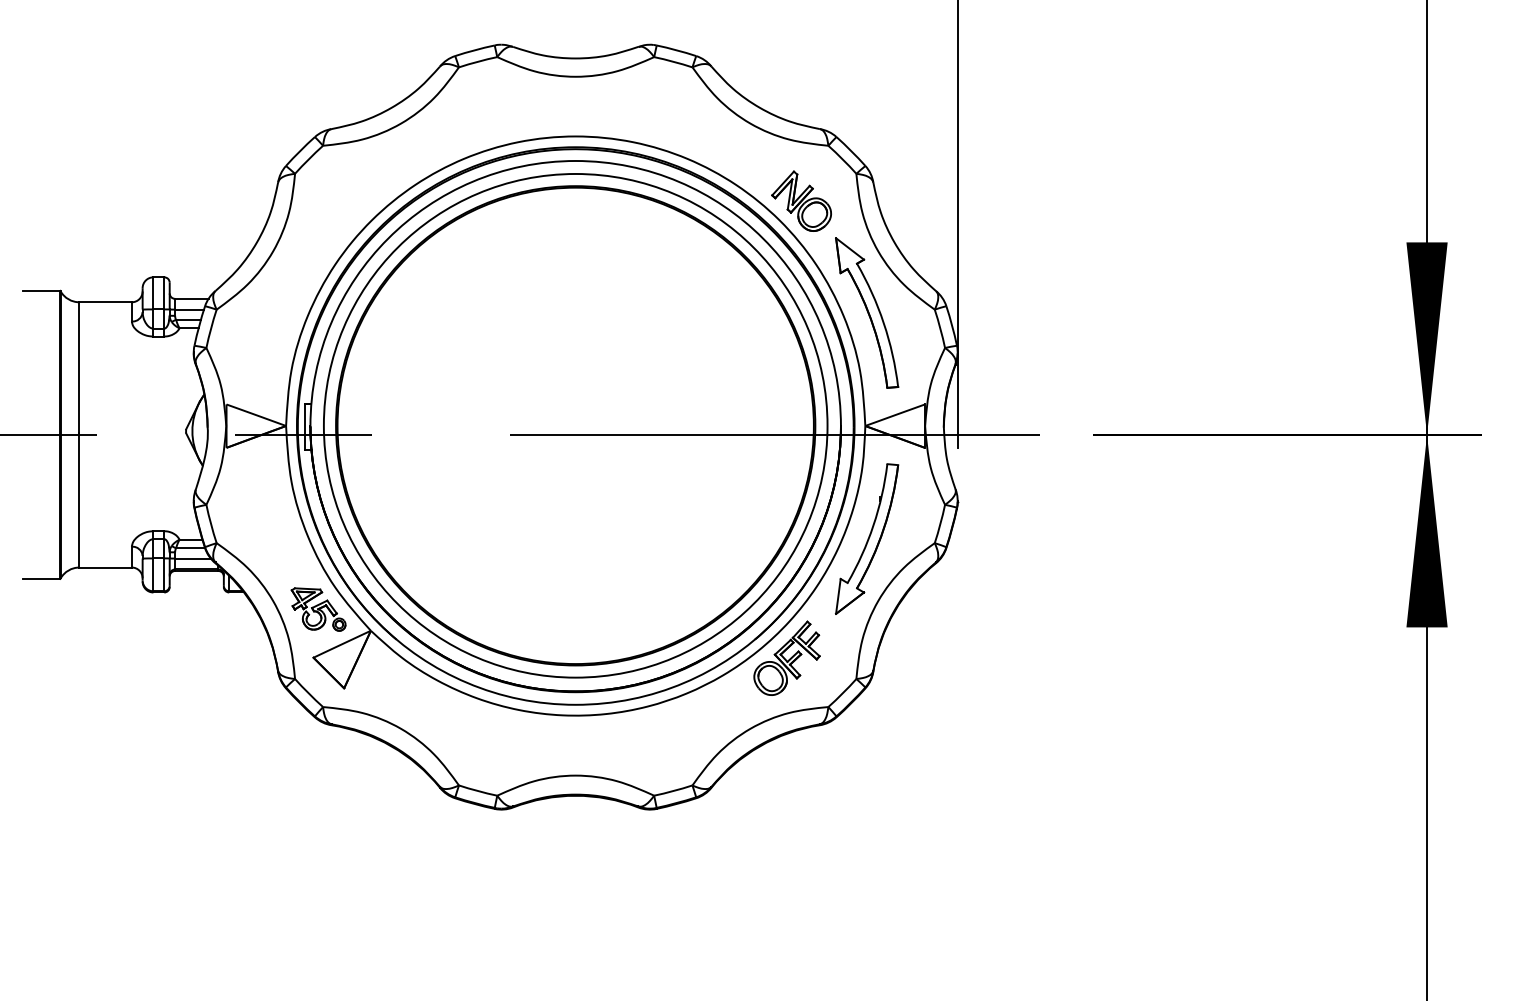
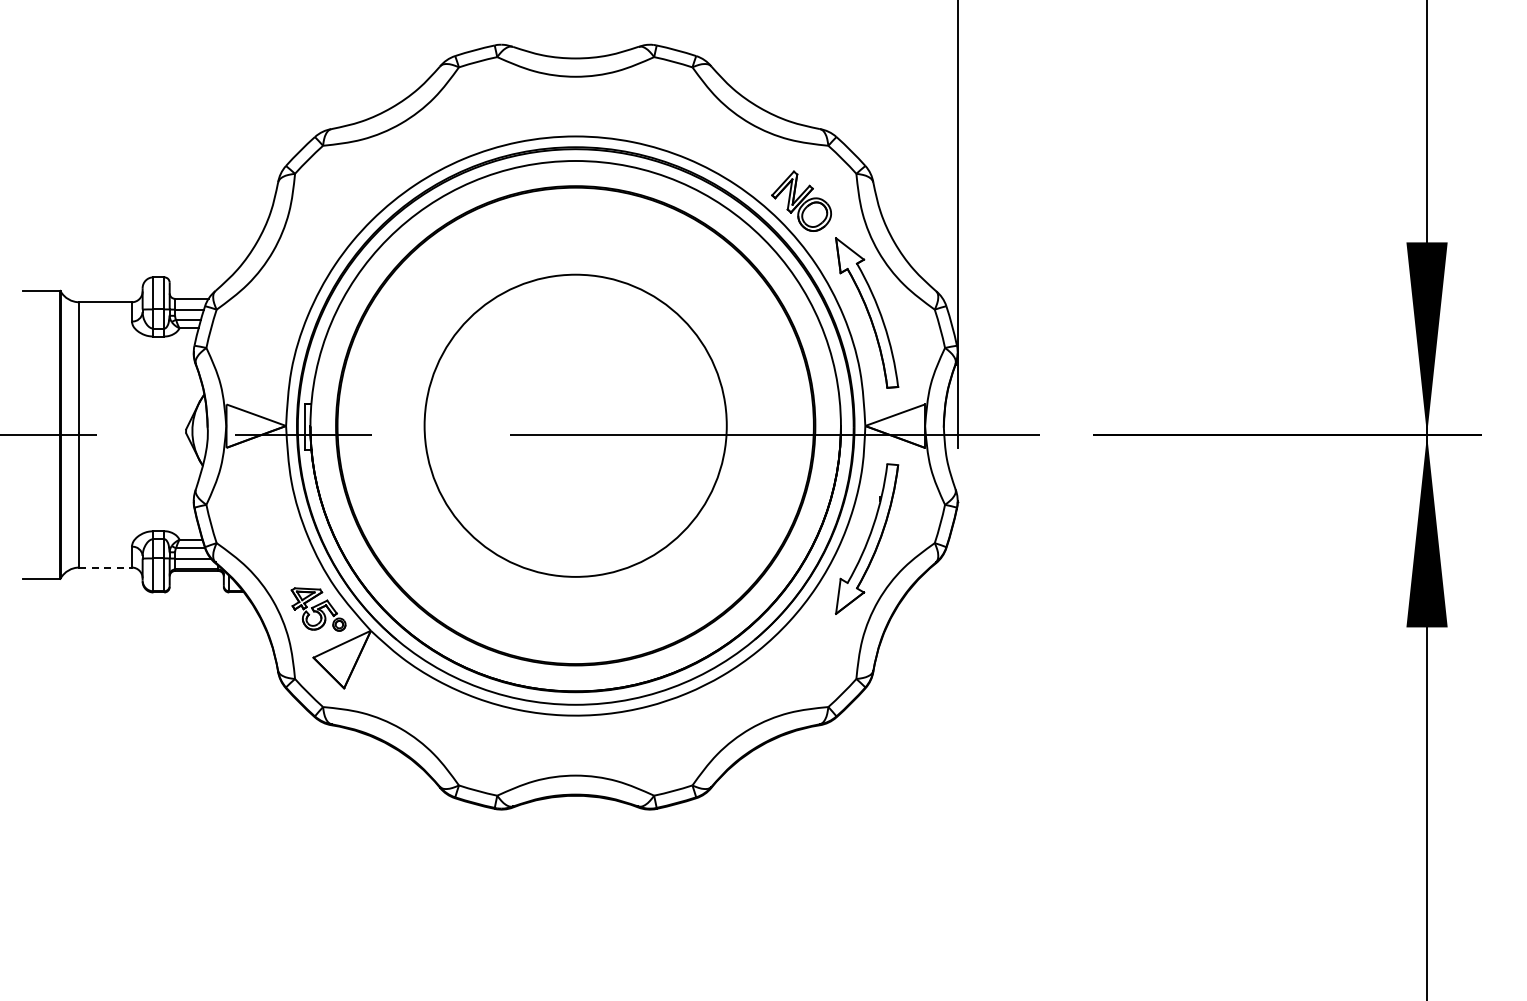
circle diameter: 504 px -> 302 px (575, 425)
line: solid -> dashed (106, 567)
part: present -> none (786, 657)
